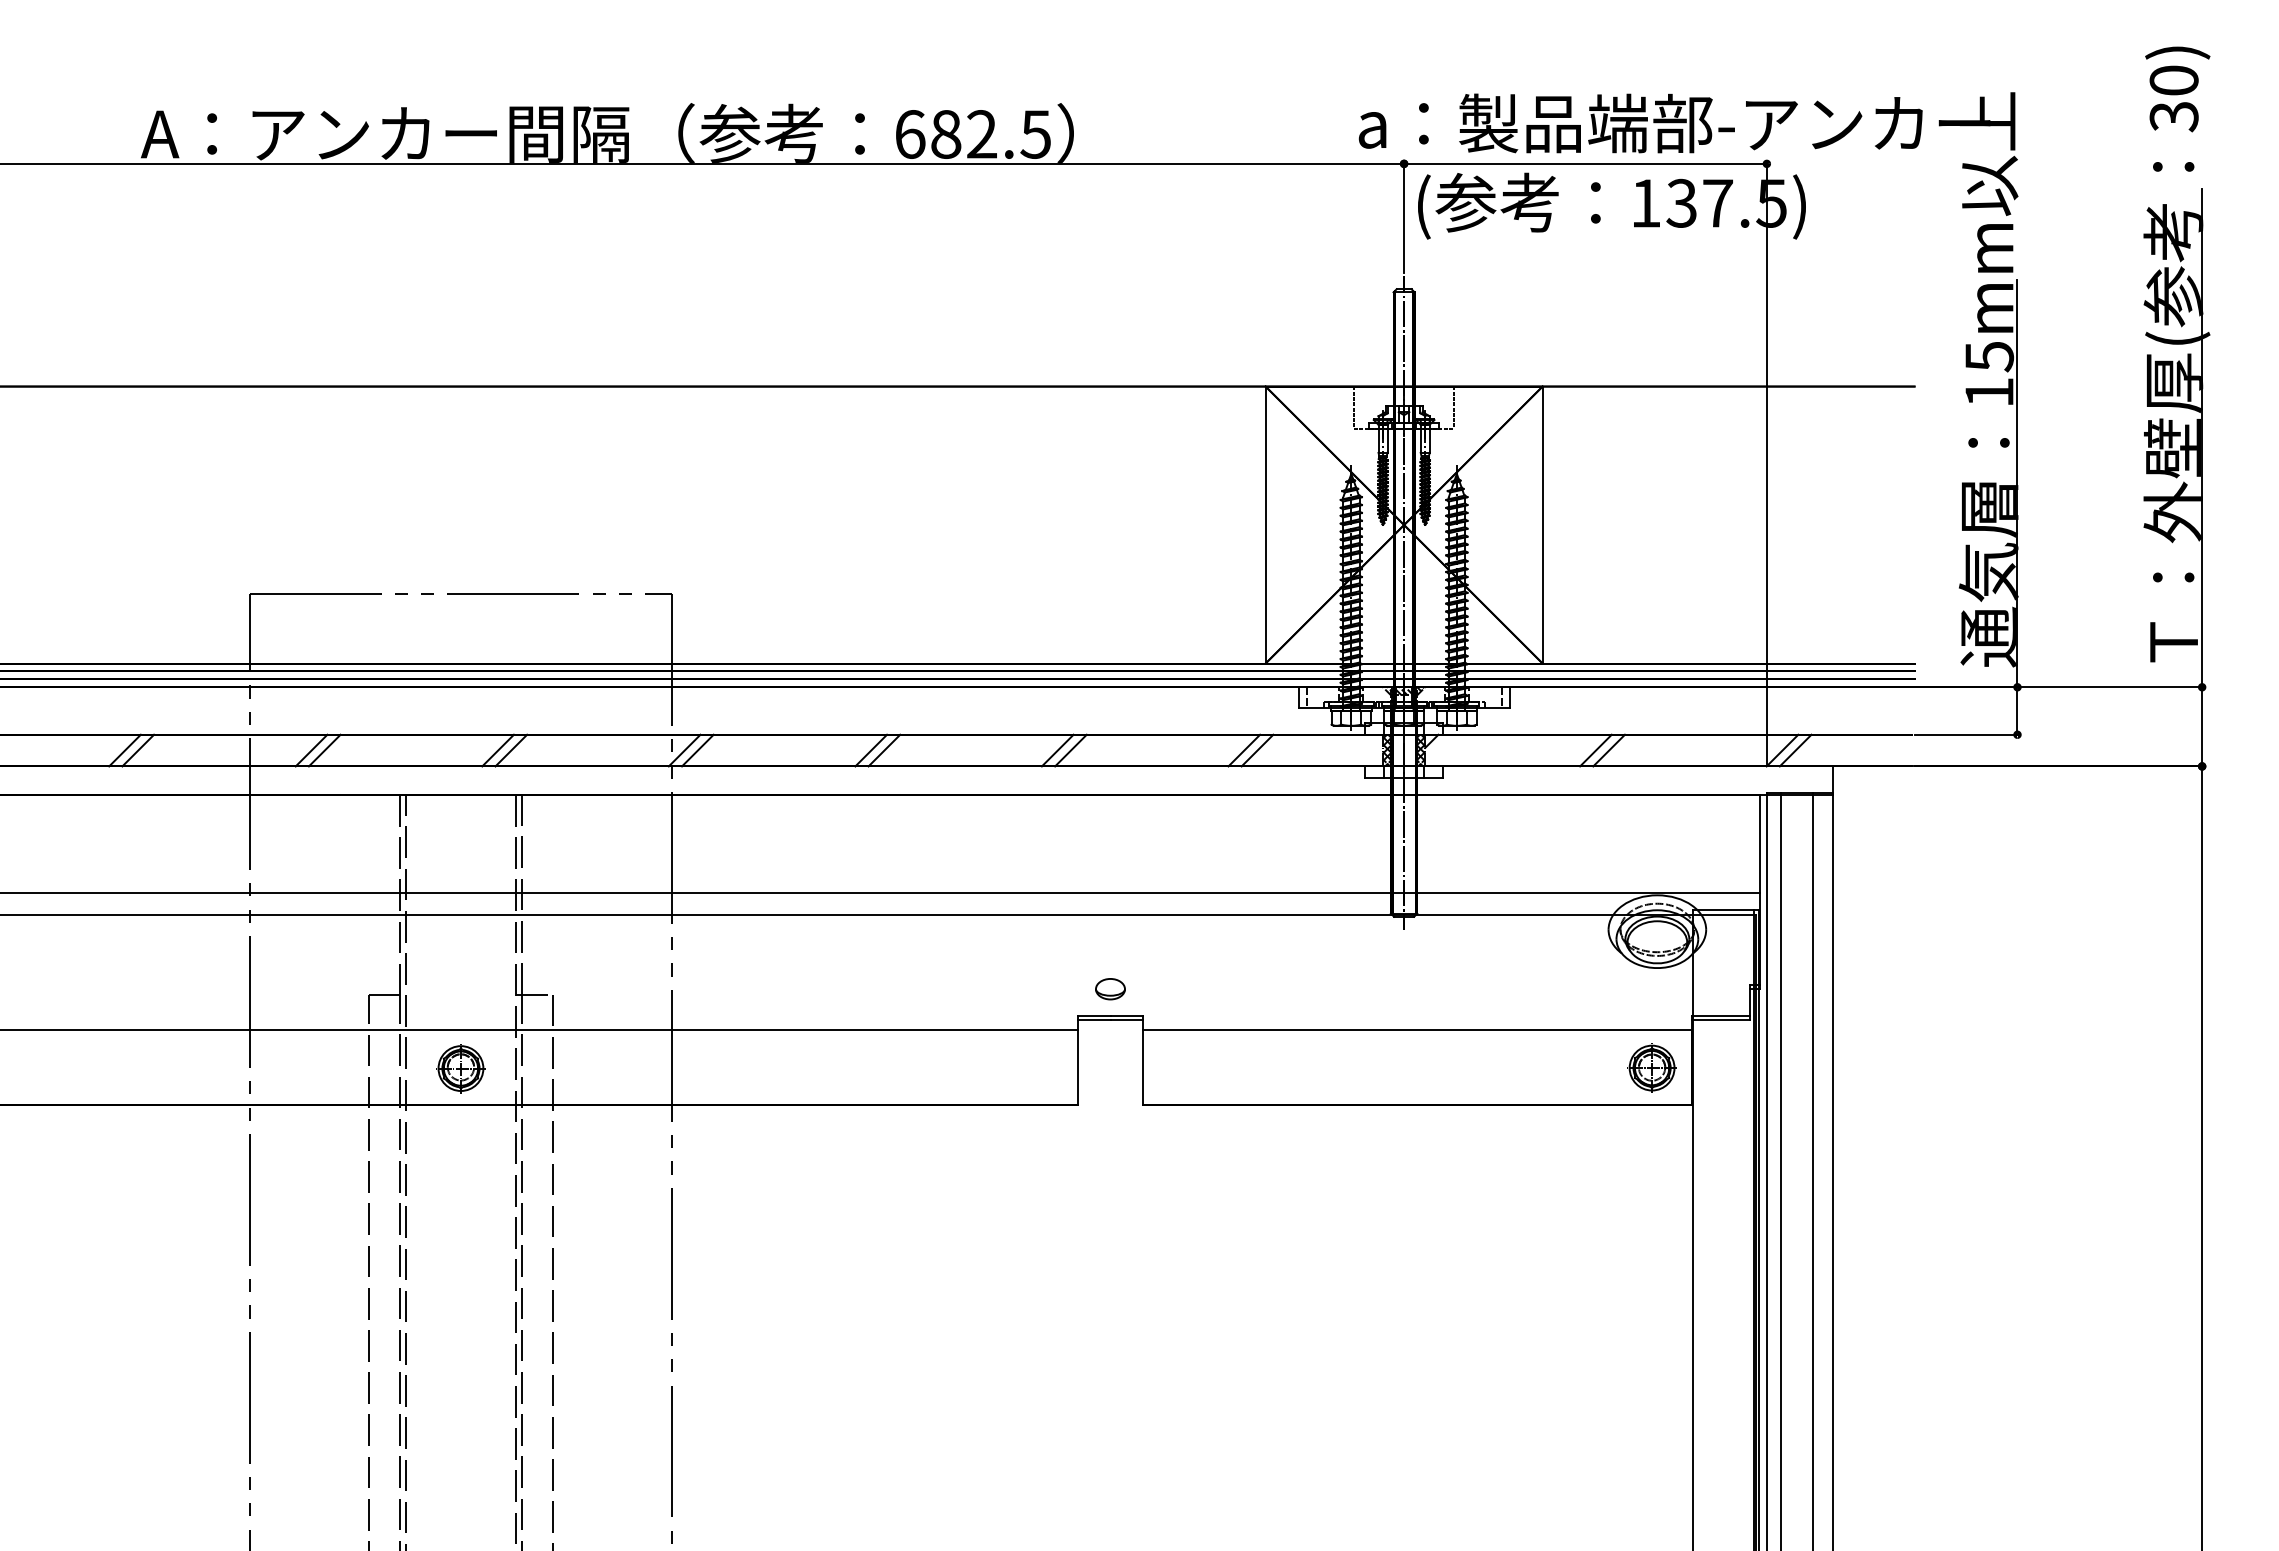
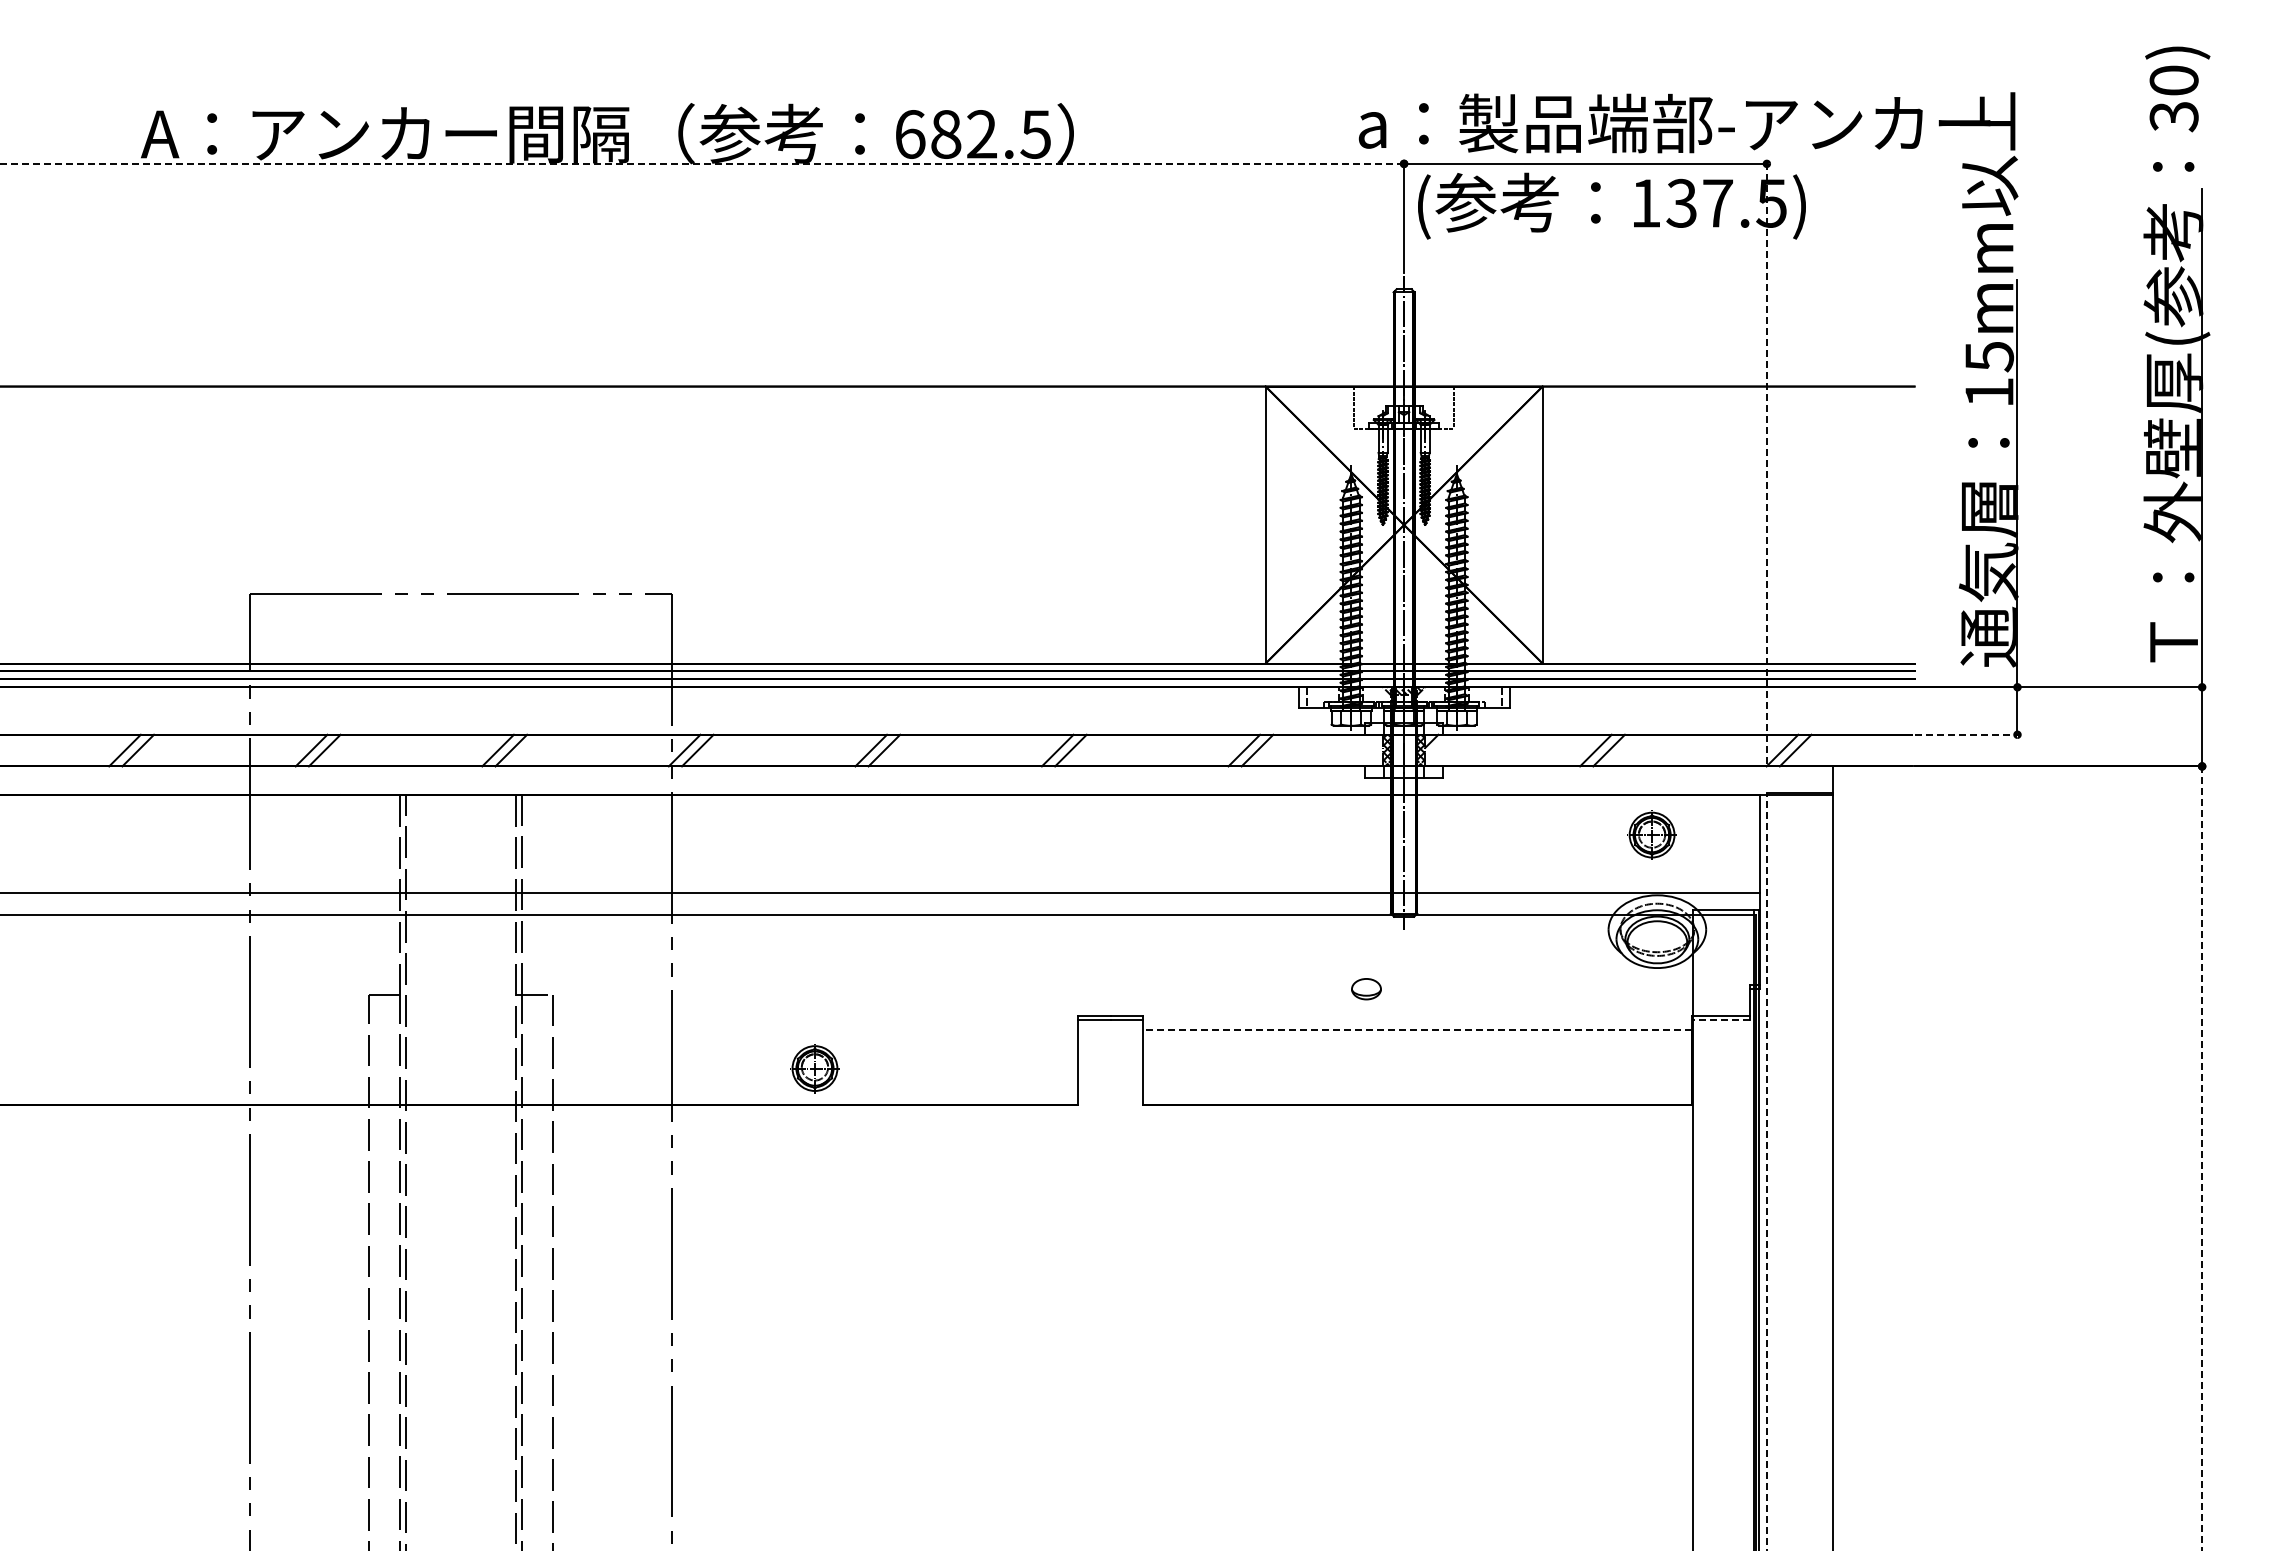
line: solid -> dashed (702, 163)
line: solid -> dashed (1766, 462)
line: solid -> dashed (1967, 734)
part position: (1110, 989) -> (1366, 989) (1366, 989)
line: solid -> dashed (1720, 1020)
line: present -> none (539, 1030)
line: solid -> dashed (1417, 1030)
part position: (1651, 1067) -> (1651, 834) (1651, 834)
part position: (460, 1068) -> (814, 1068) (814, 1068)
line: solid -> dashed (2202, 1158)
line: present -> none (1781, 1169)
line: present -> none (1813, 1169)
line: solid -> dashed (1766, 1171)
